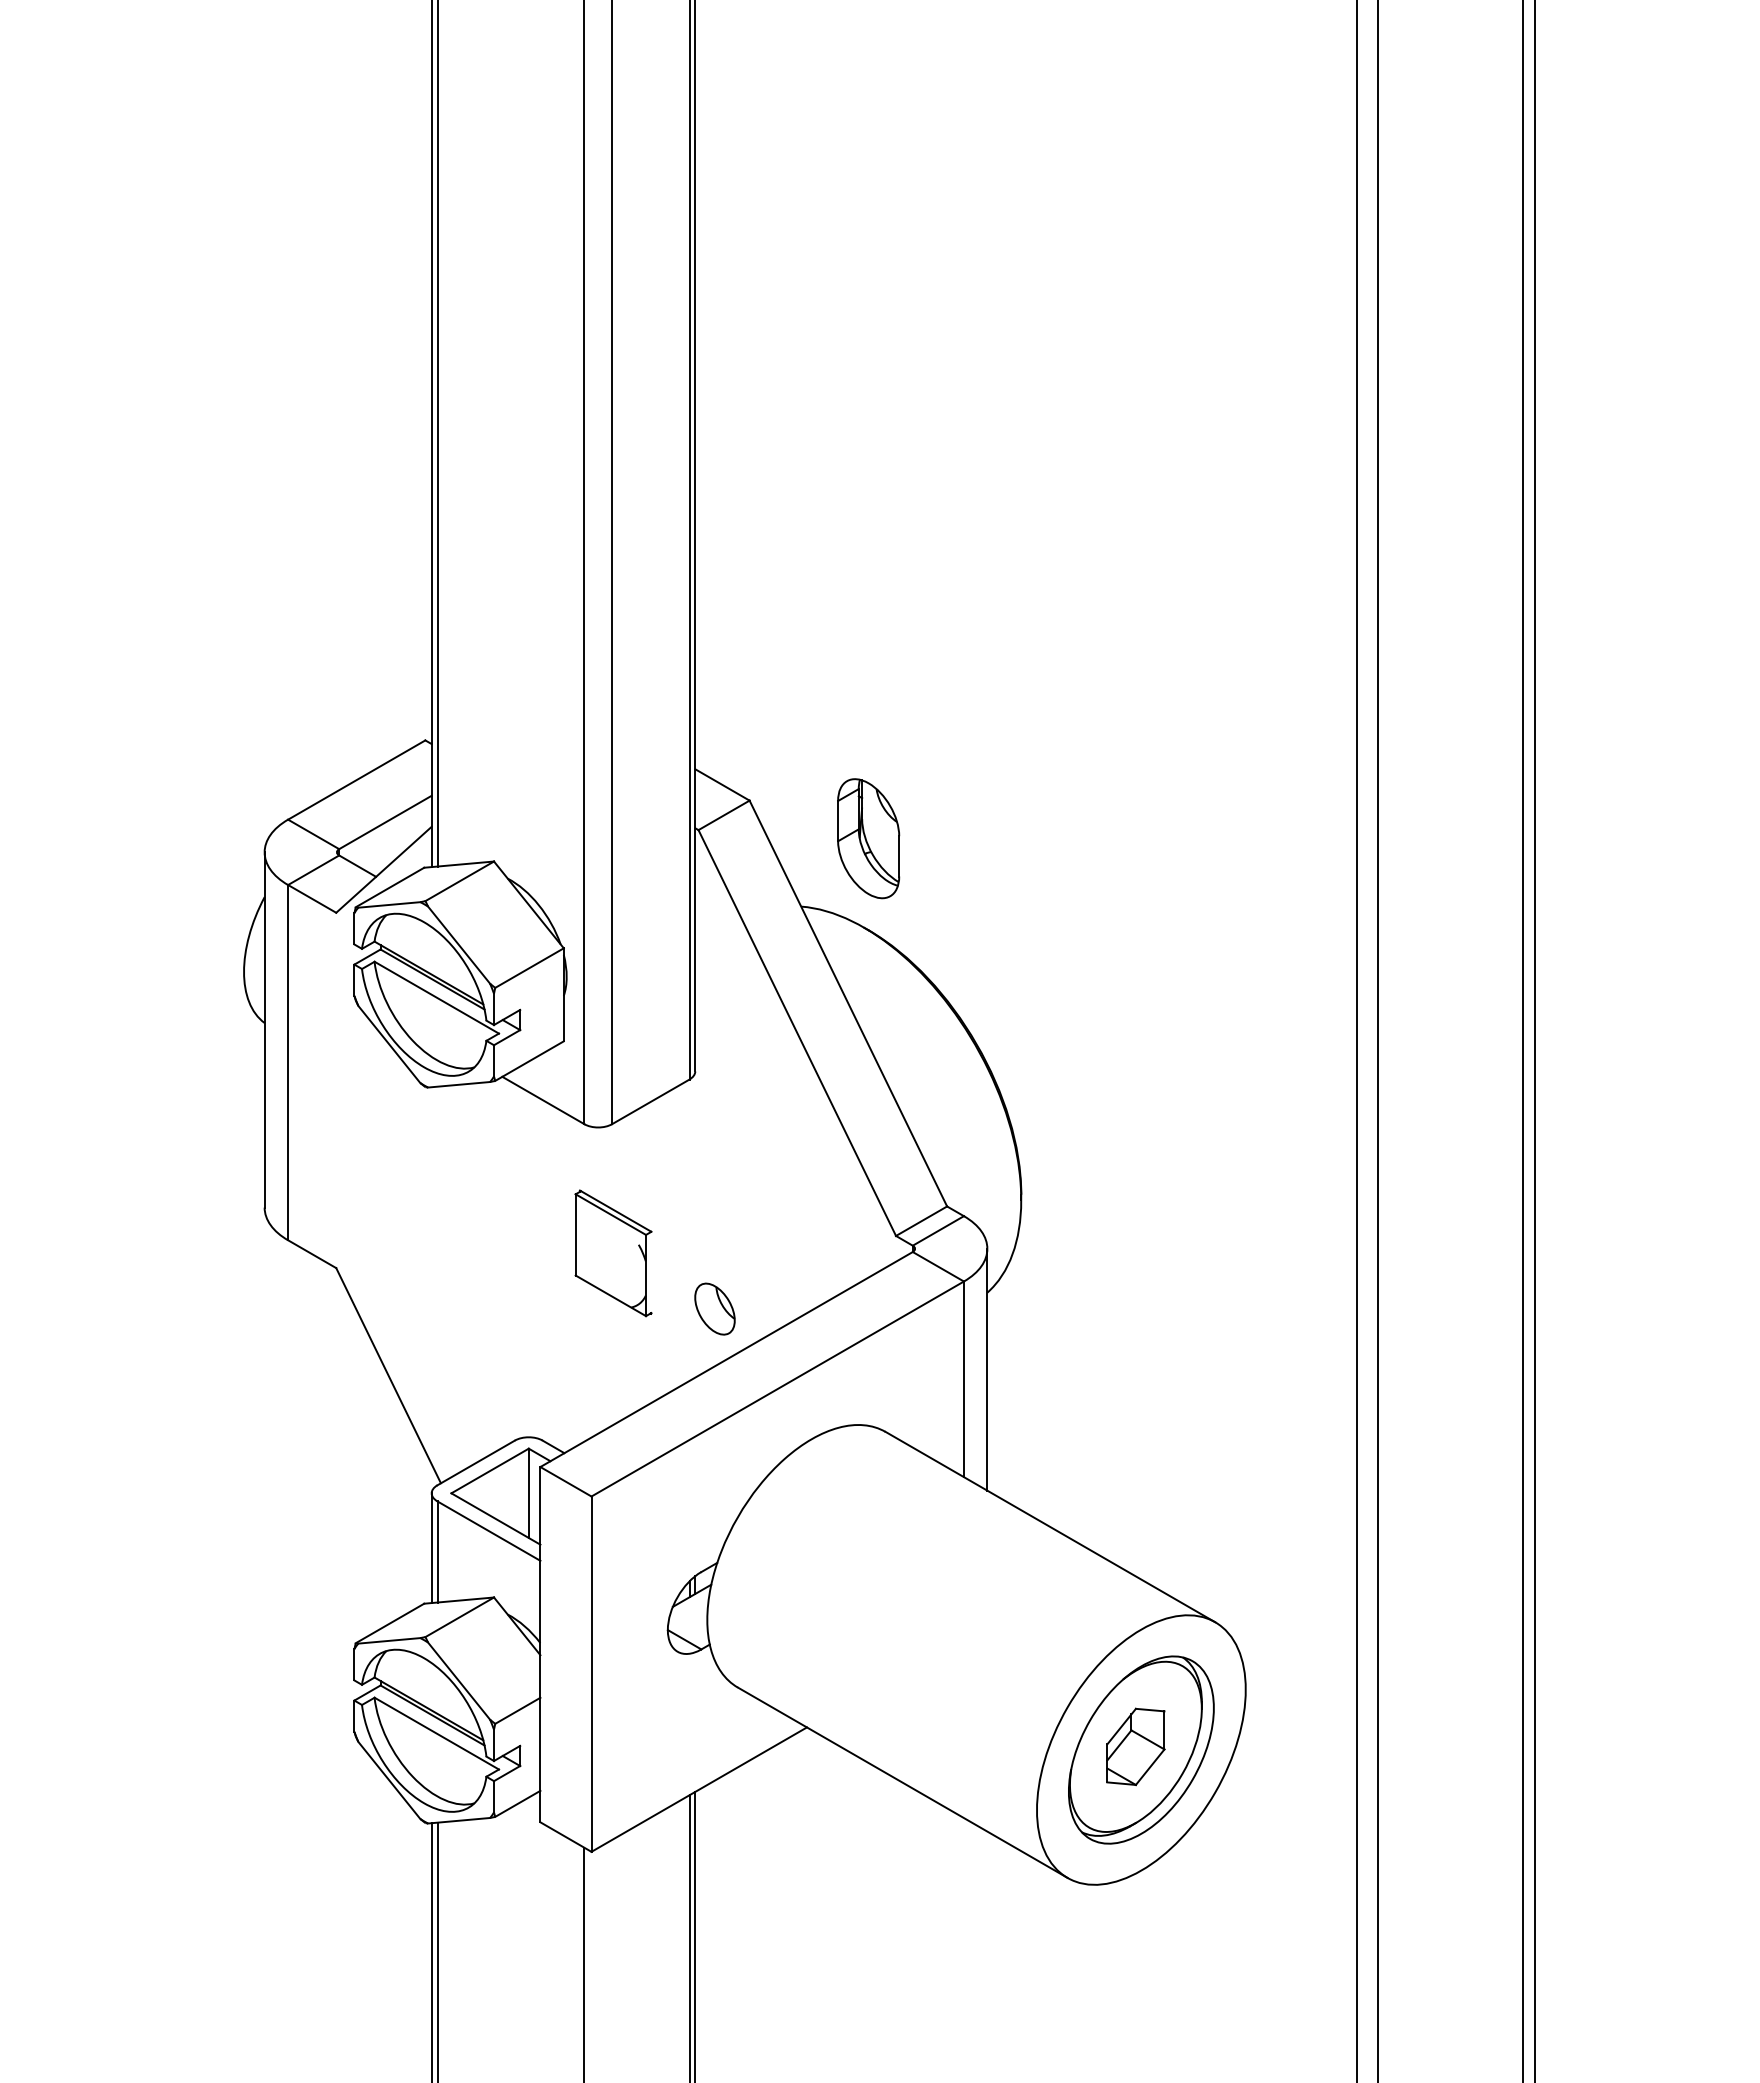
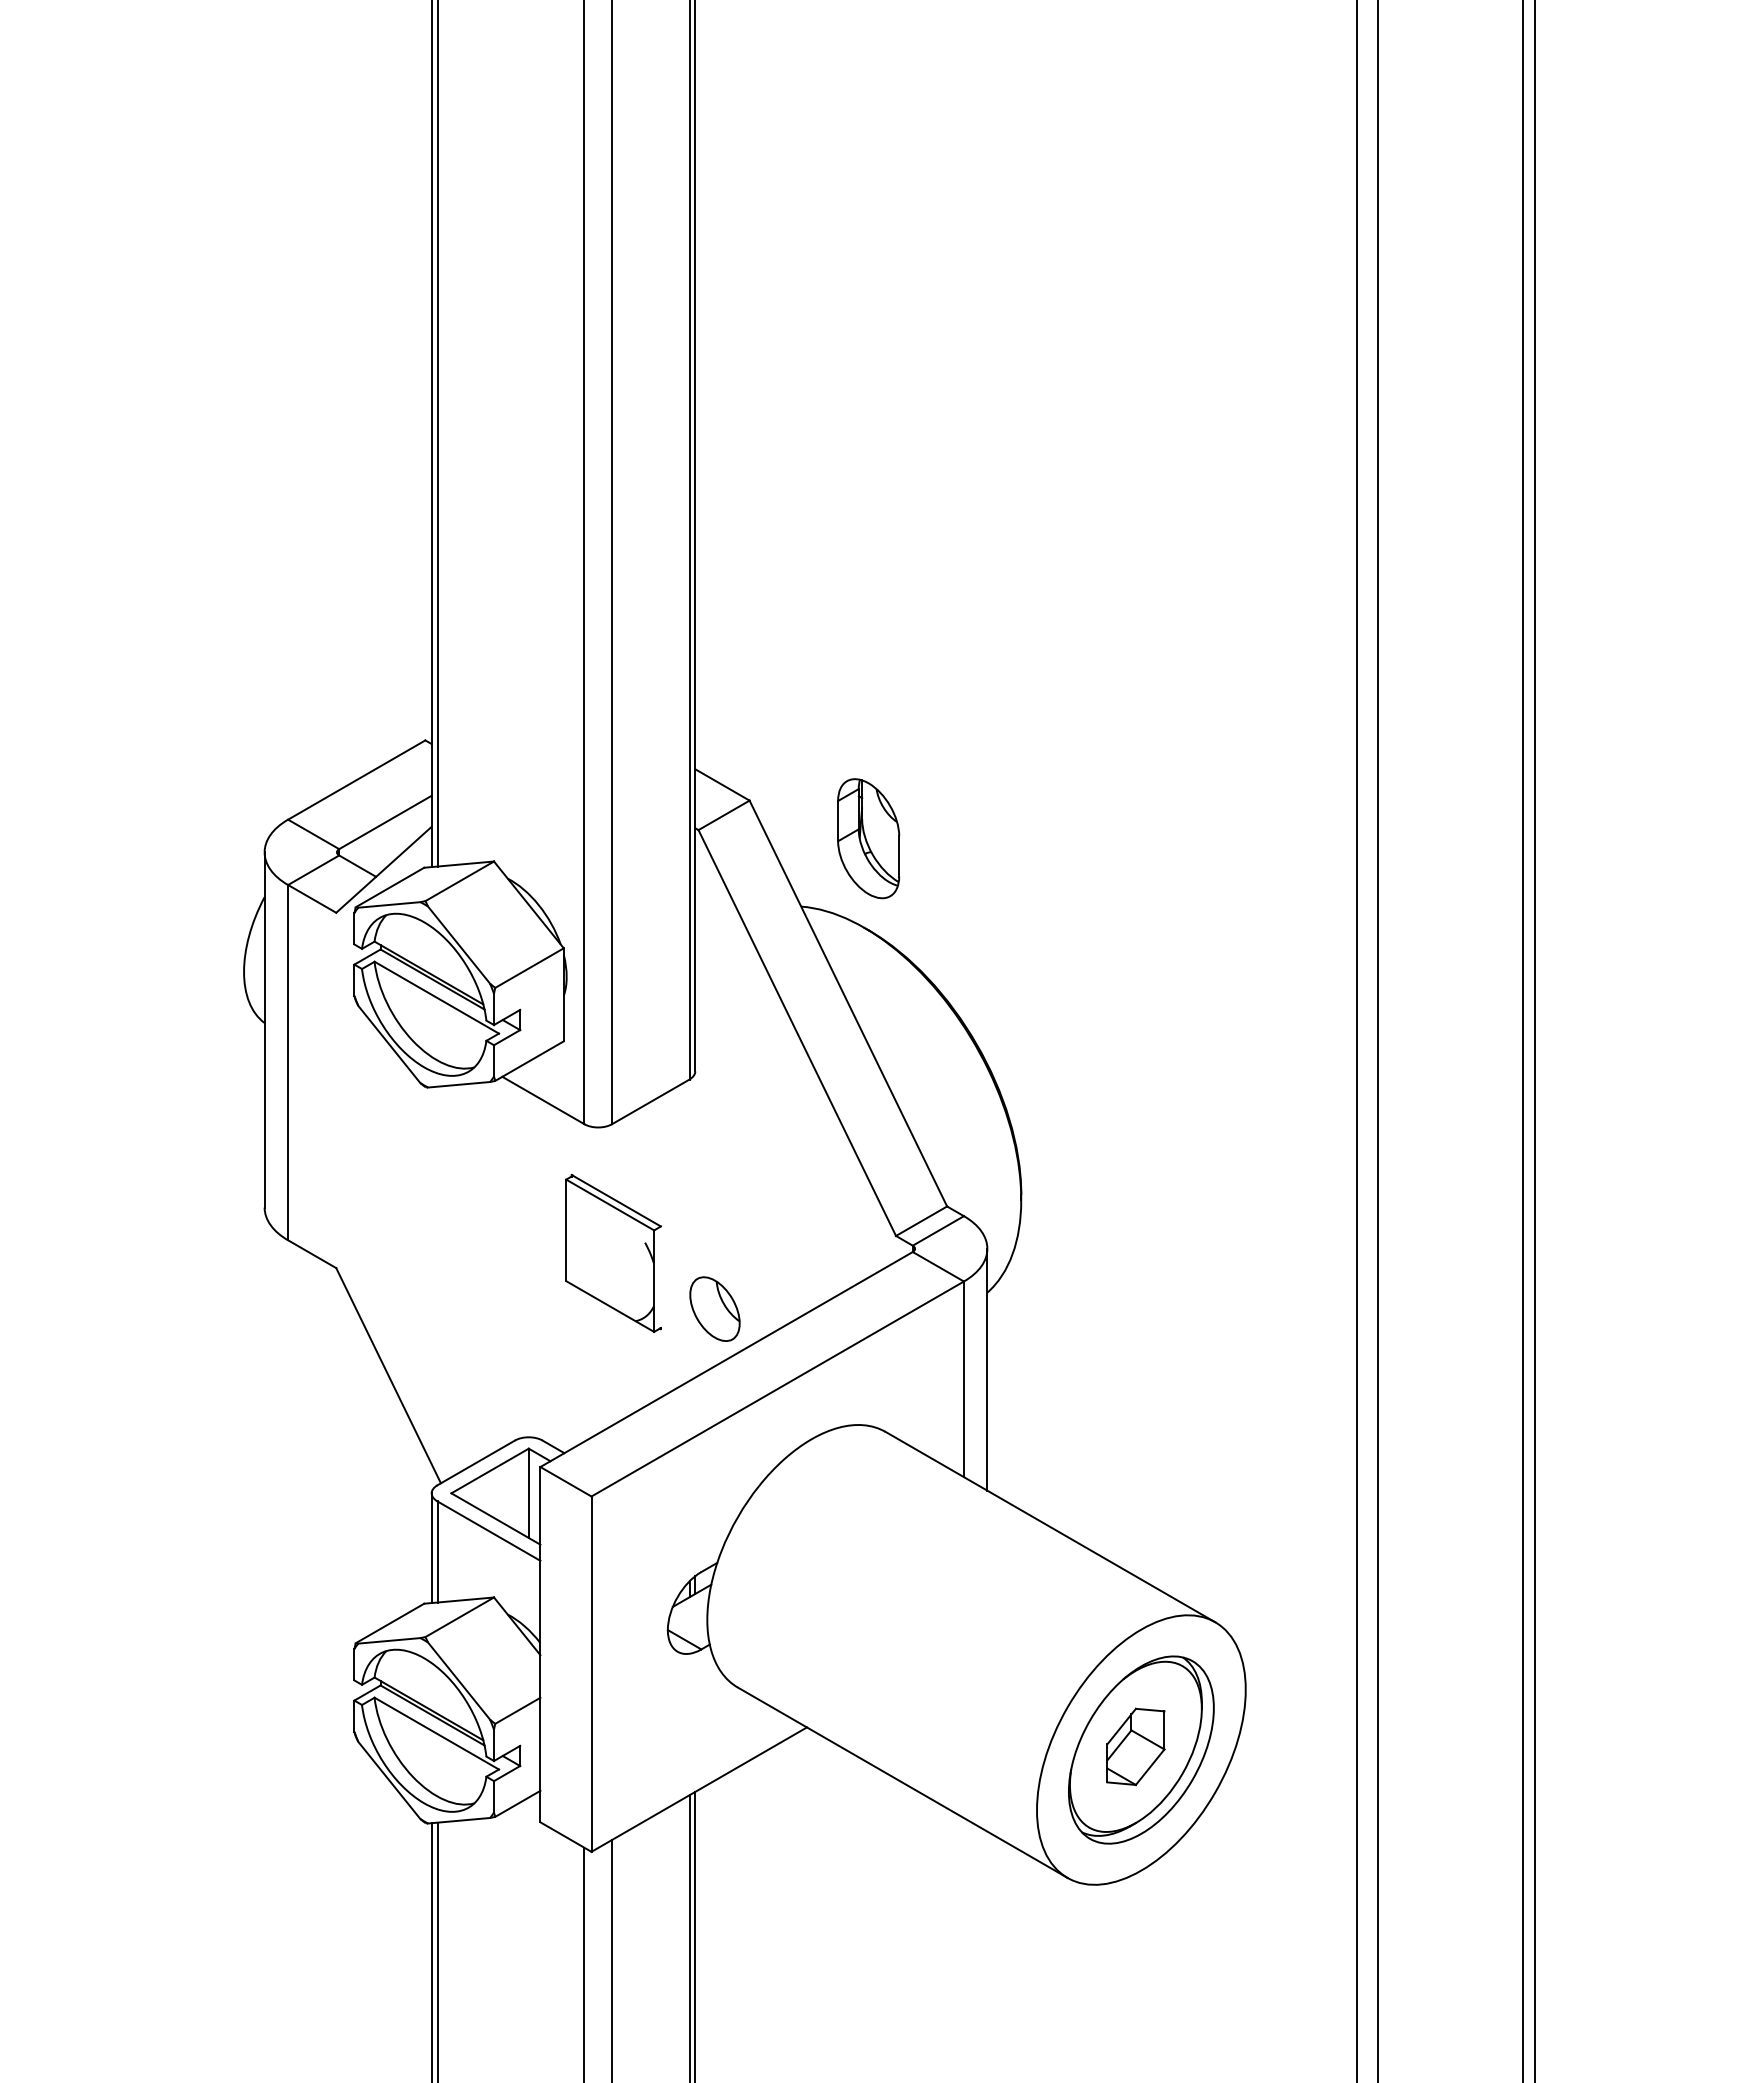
part size: 79x129 px -> 97x160 px (613, 1252)
part size: 42x54 px -> 52x66 px (714, 1308)
line: none -> present (612, 1959)
